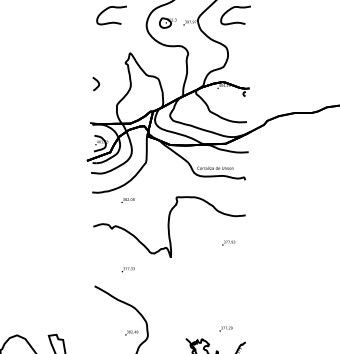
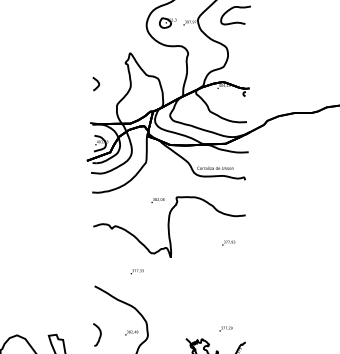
curve: present -> none (112, 21)
text position: (127, 200) -> (157, 200) (157, 200)
text position: (127, 269) -> (136, 271) (136, 271)
curve: none -> present (99, 335)
